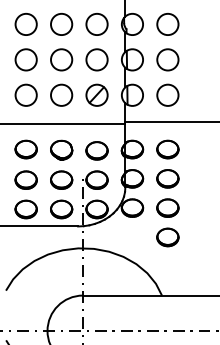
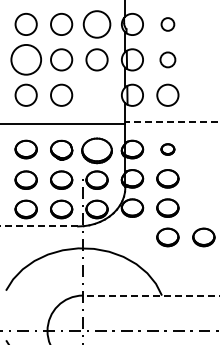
circle size: 24x23 px -> 30x29 px (96, 24)
circle size: 24x23 px -> 16x15 px (167, 24)
circle size: 24x24 px -> 32x32 px (25, 59)
circle size: 24x24 px -> 18x18 px (167, 59)
part: present -> none (96, 94)
line: solid -> dashed (172, 122)
part size: 24x21 px -> 16x13 px (167, 149)
part size: 24x20 px -> 32x28 px (96, 150)
line: solid -> dashed (39, 226)
part: none -> present (203, 237)
line: solid -> dashed (150, 295)
